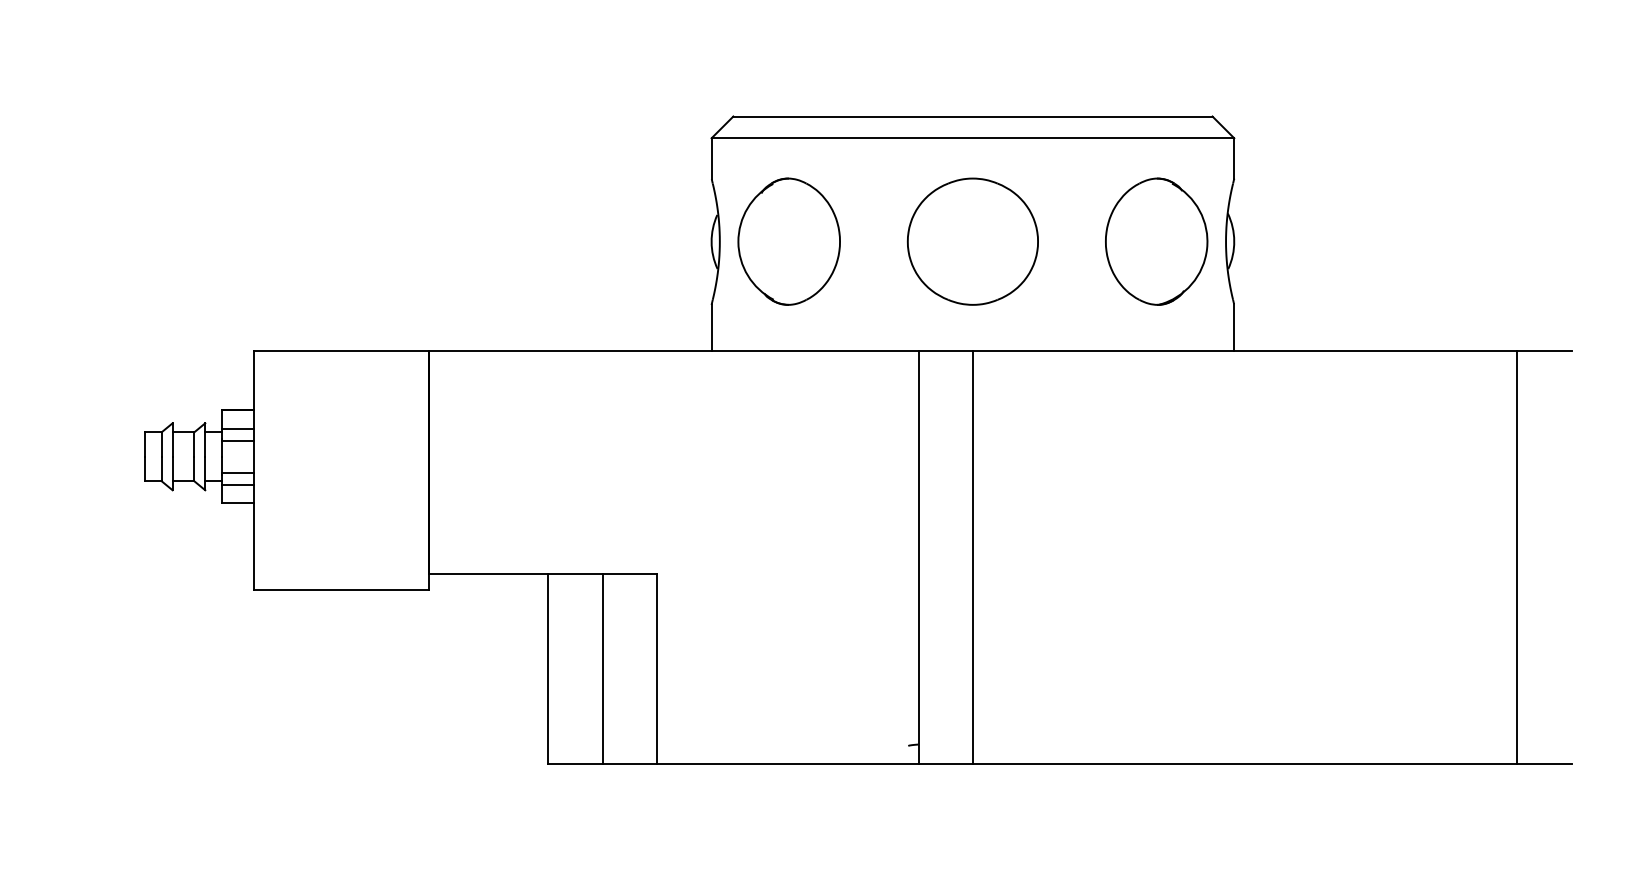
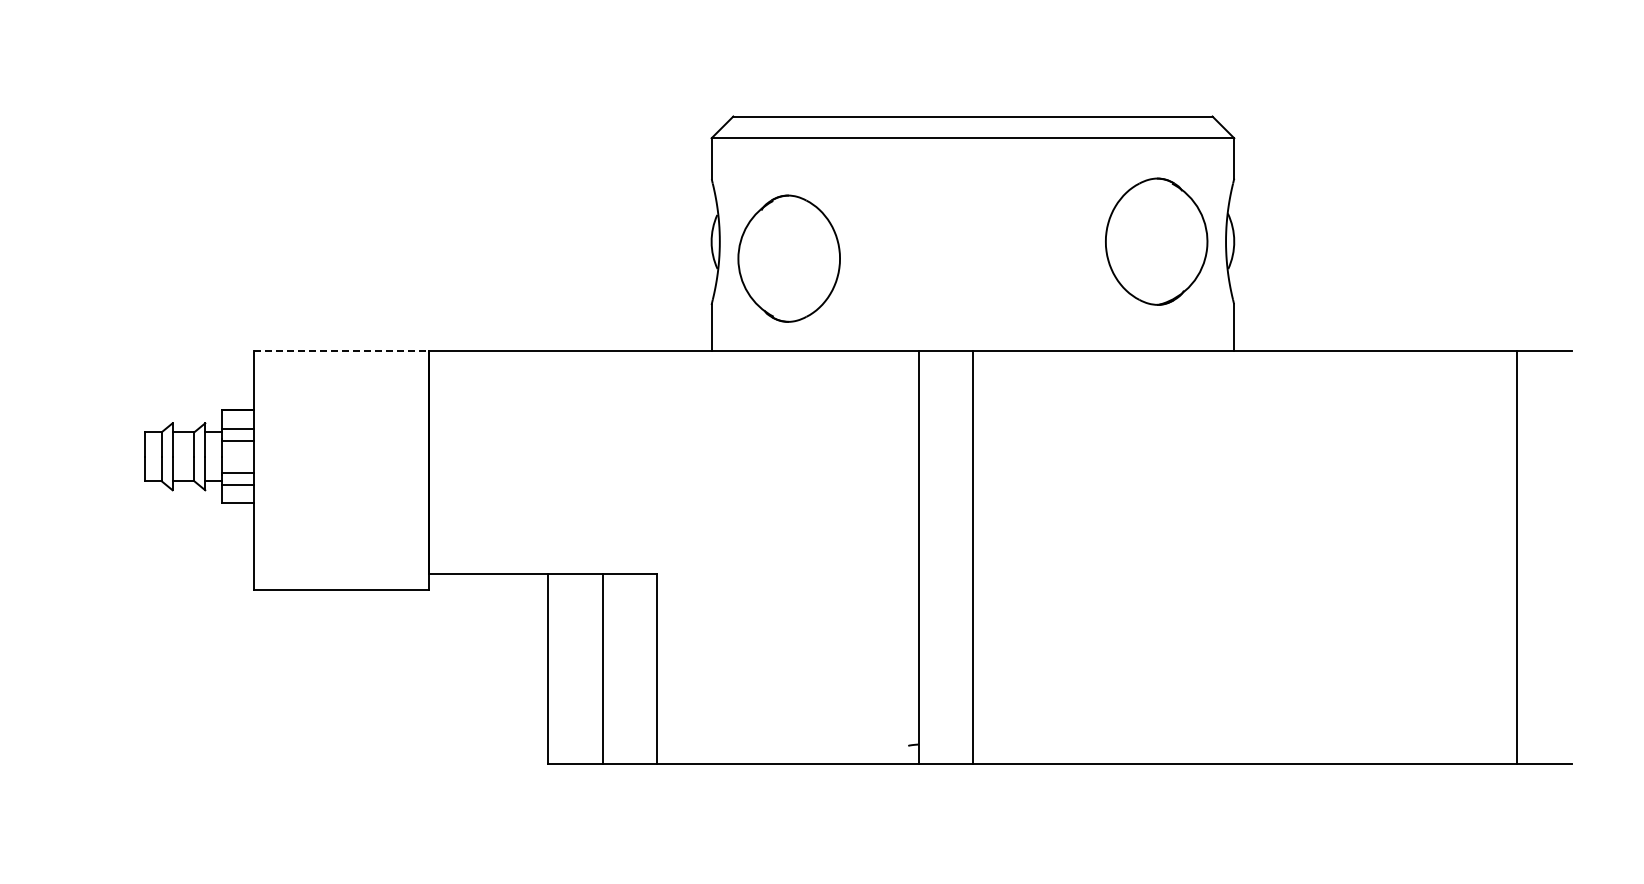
part position: (788, 241) -> (788, 258) (788, 258)
part: present -> none (972, 241)
line: solid -> dashed (341, 350)
